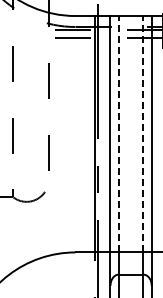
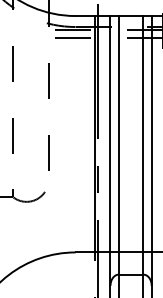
line: dashed -> solid (118, 133)
line: dashed -> solid (143, 133)
